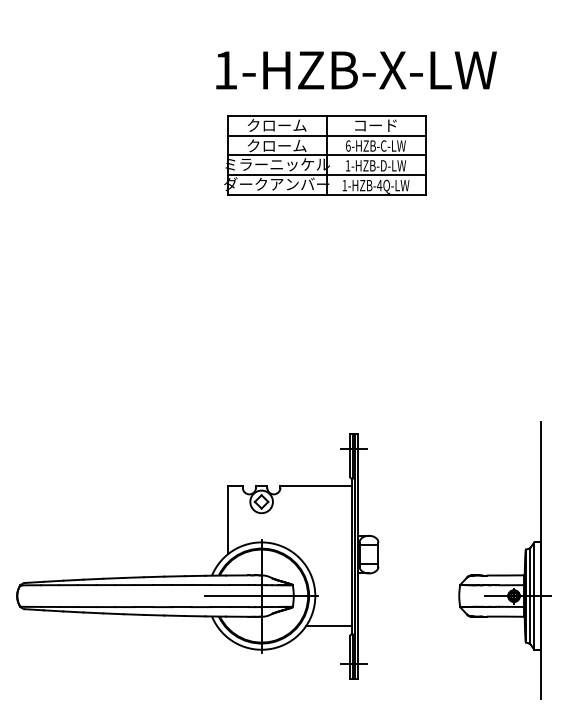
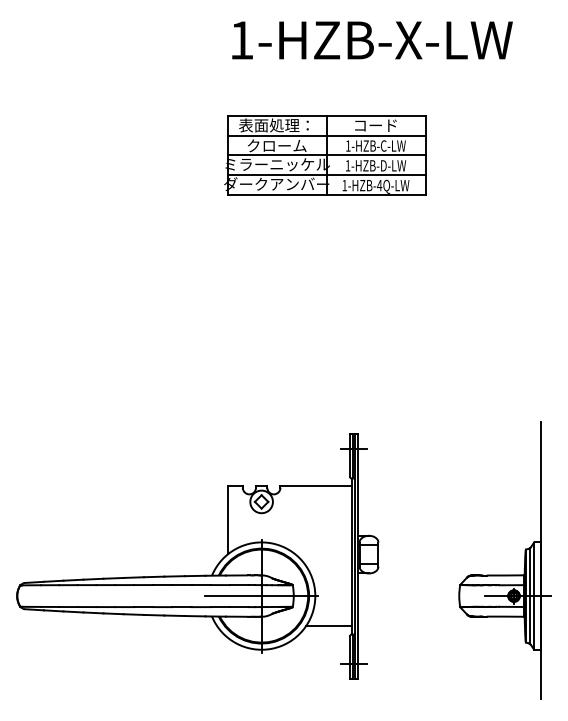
text position: (356, 70) -> (372, 40) (372, 40)
text: クローム -> 表面処理： (273, 125)
text: 6-HZB-C-LW -> 1-HZB-C-LW (348, 145)
